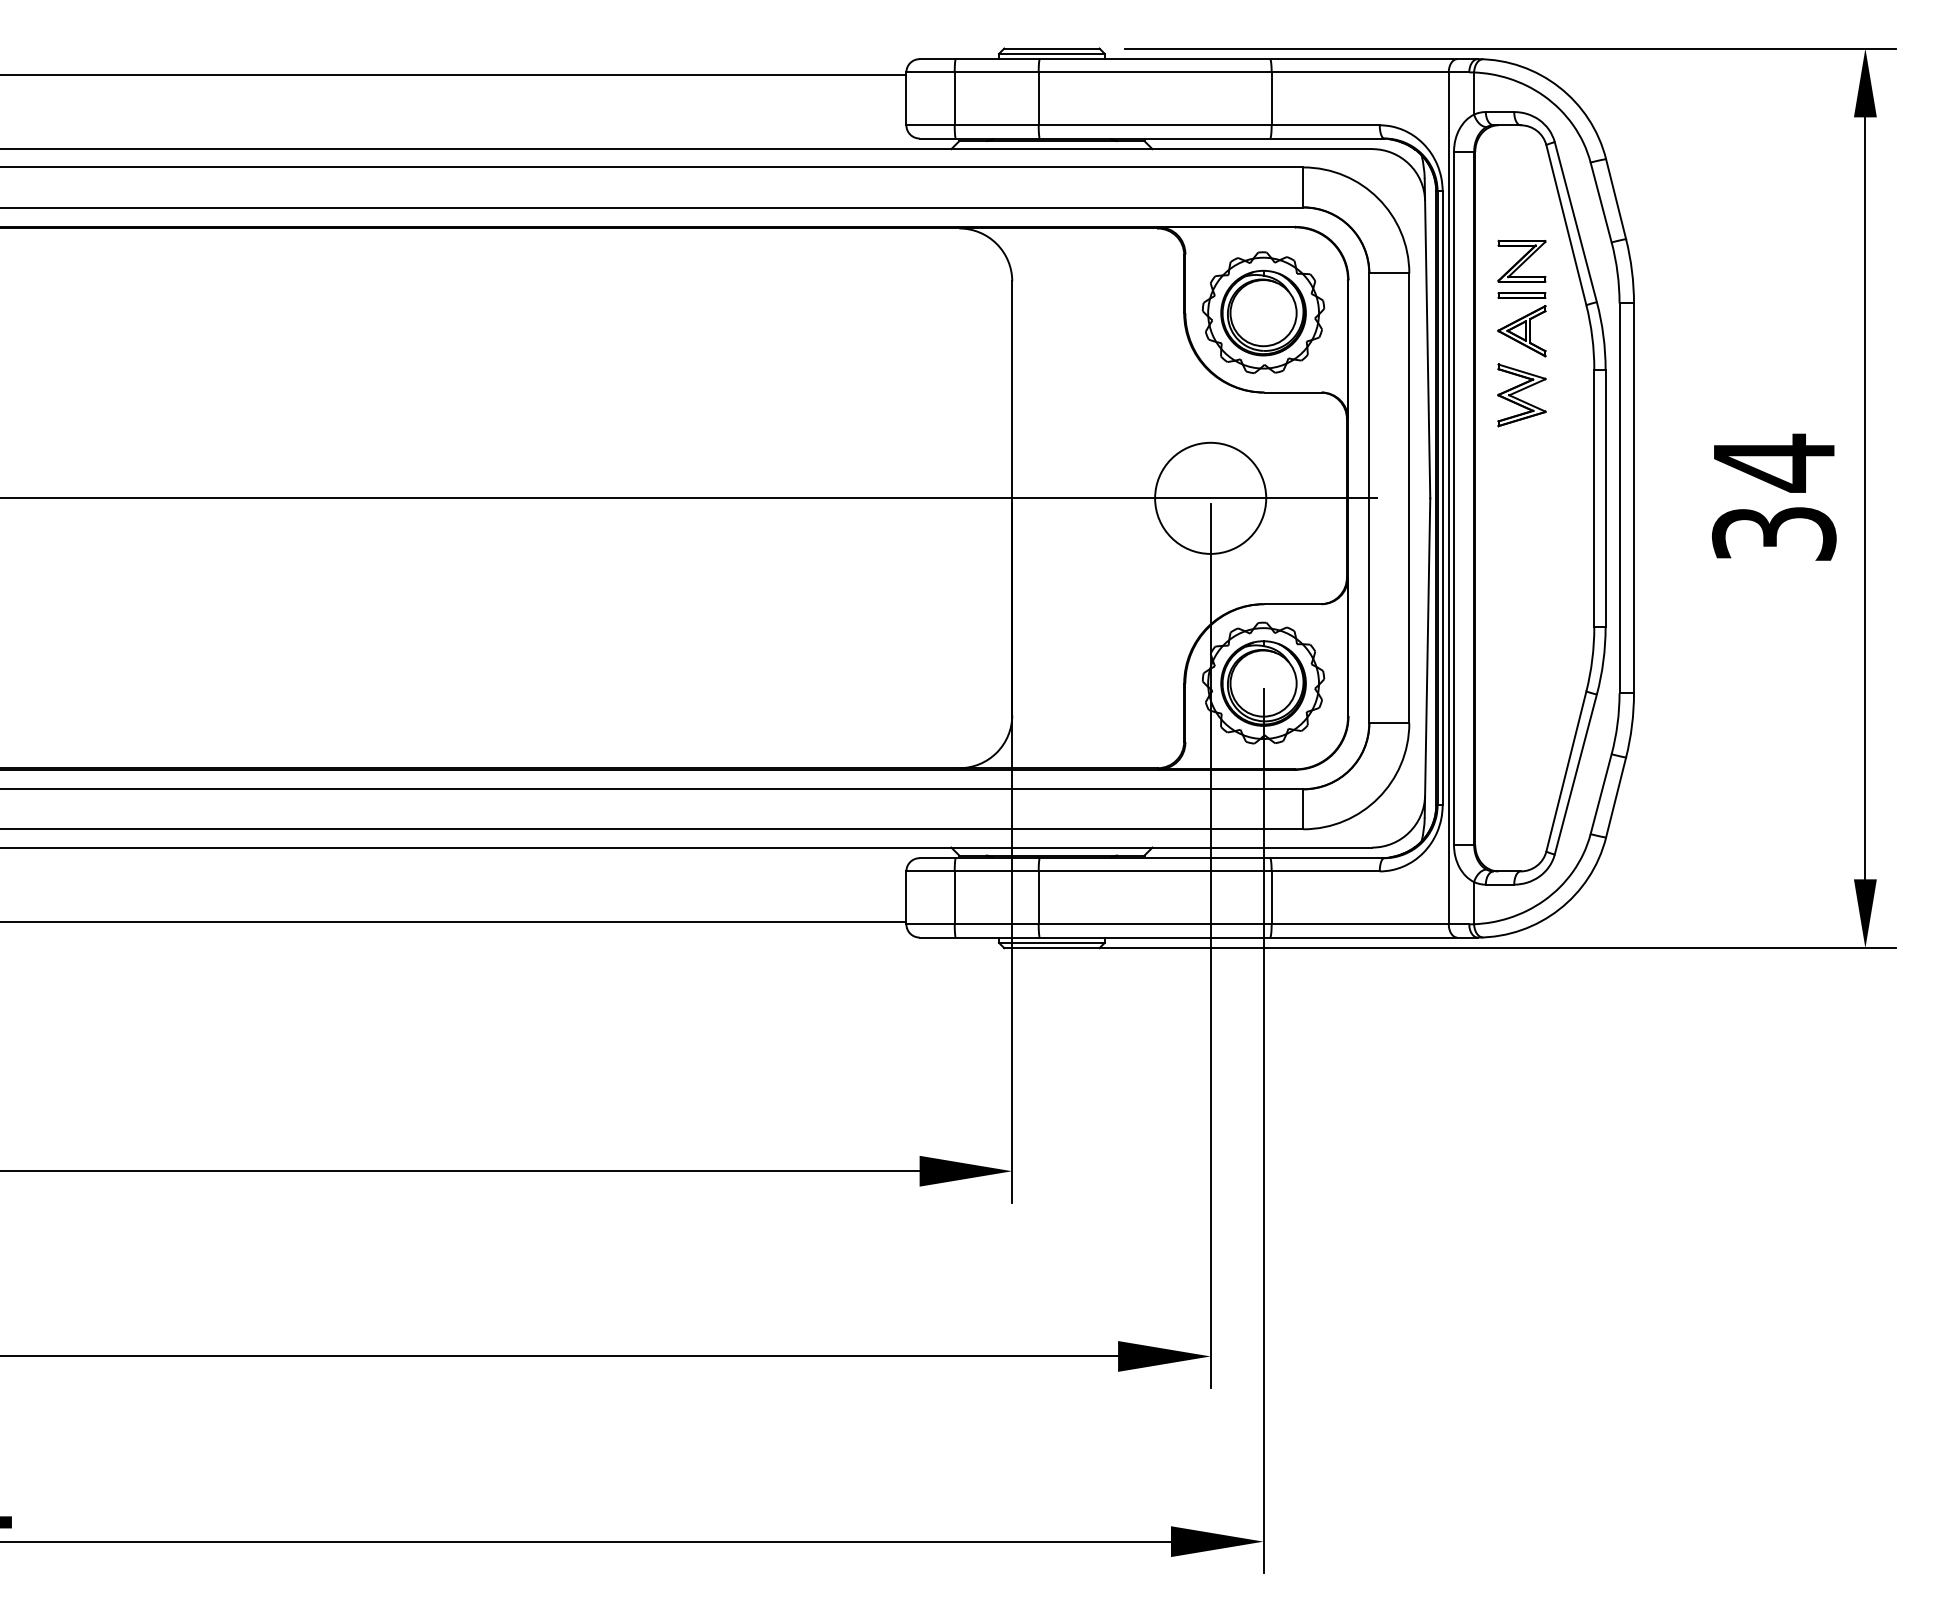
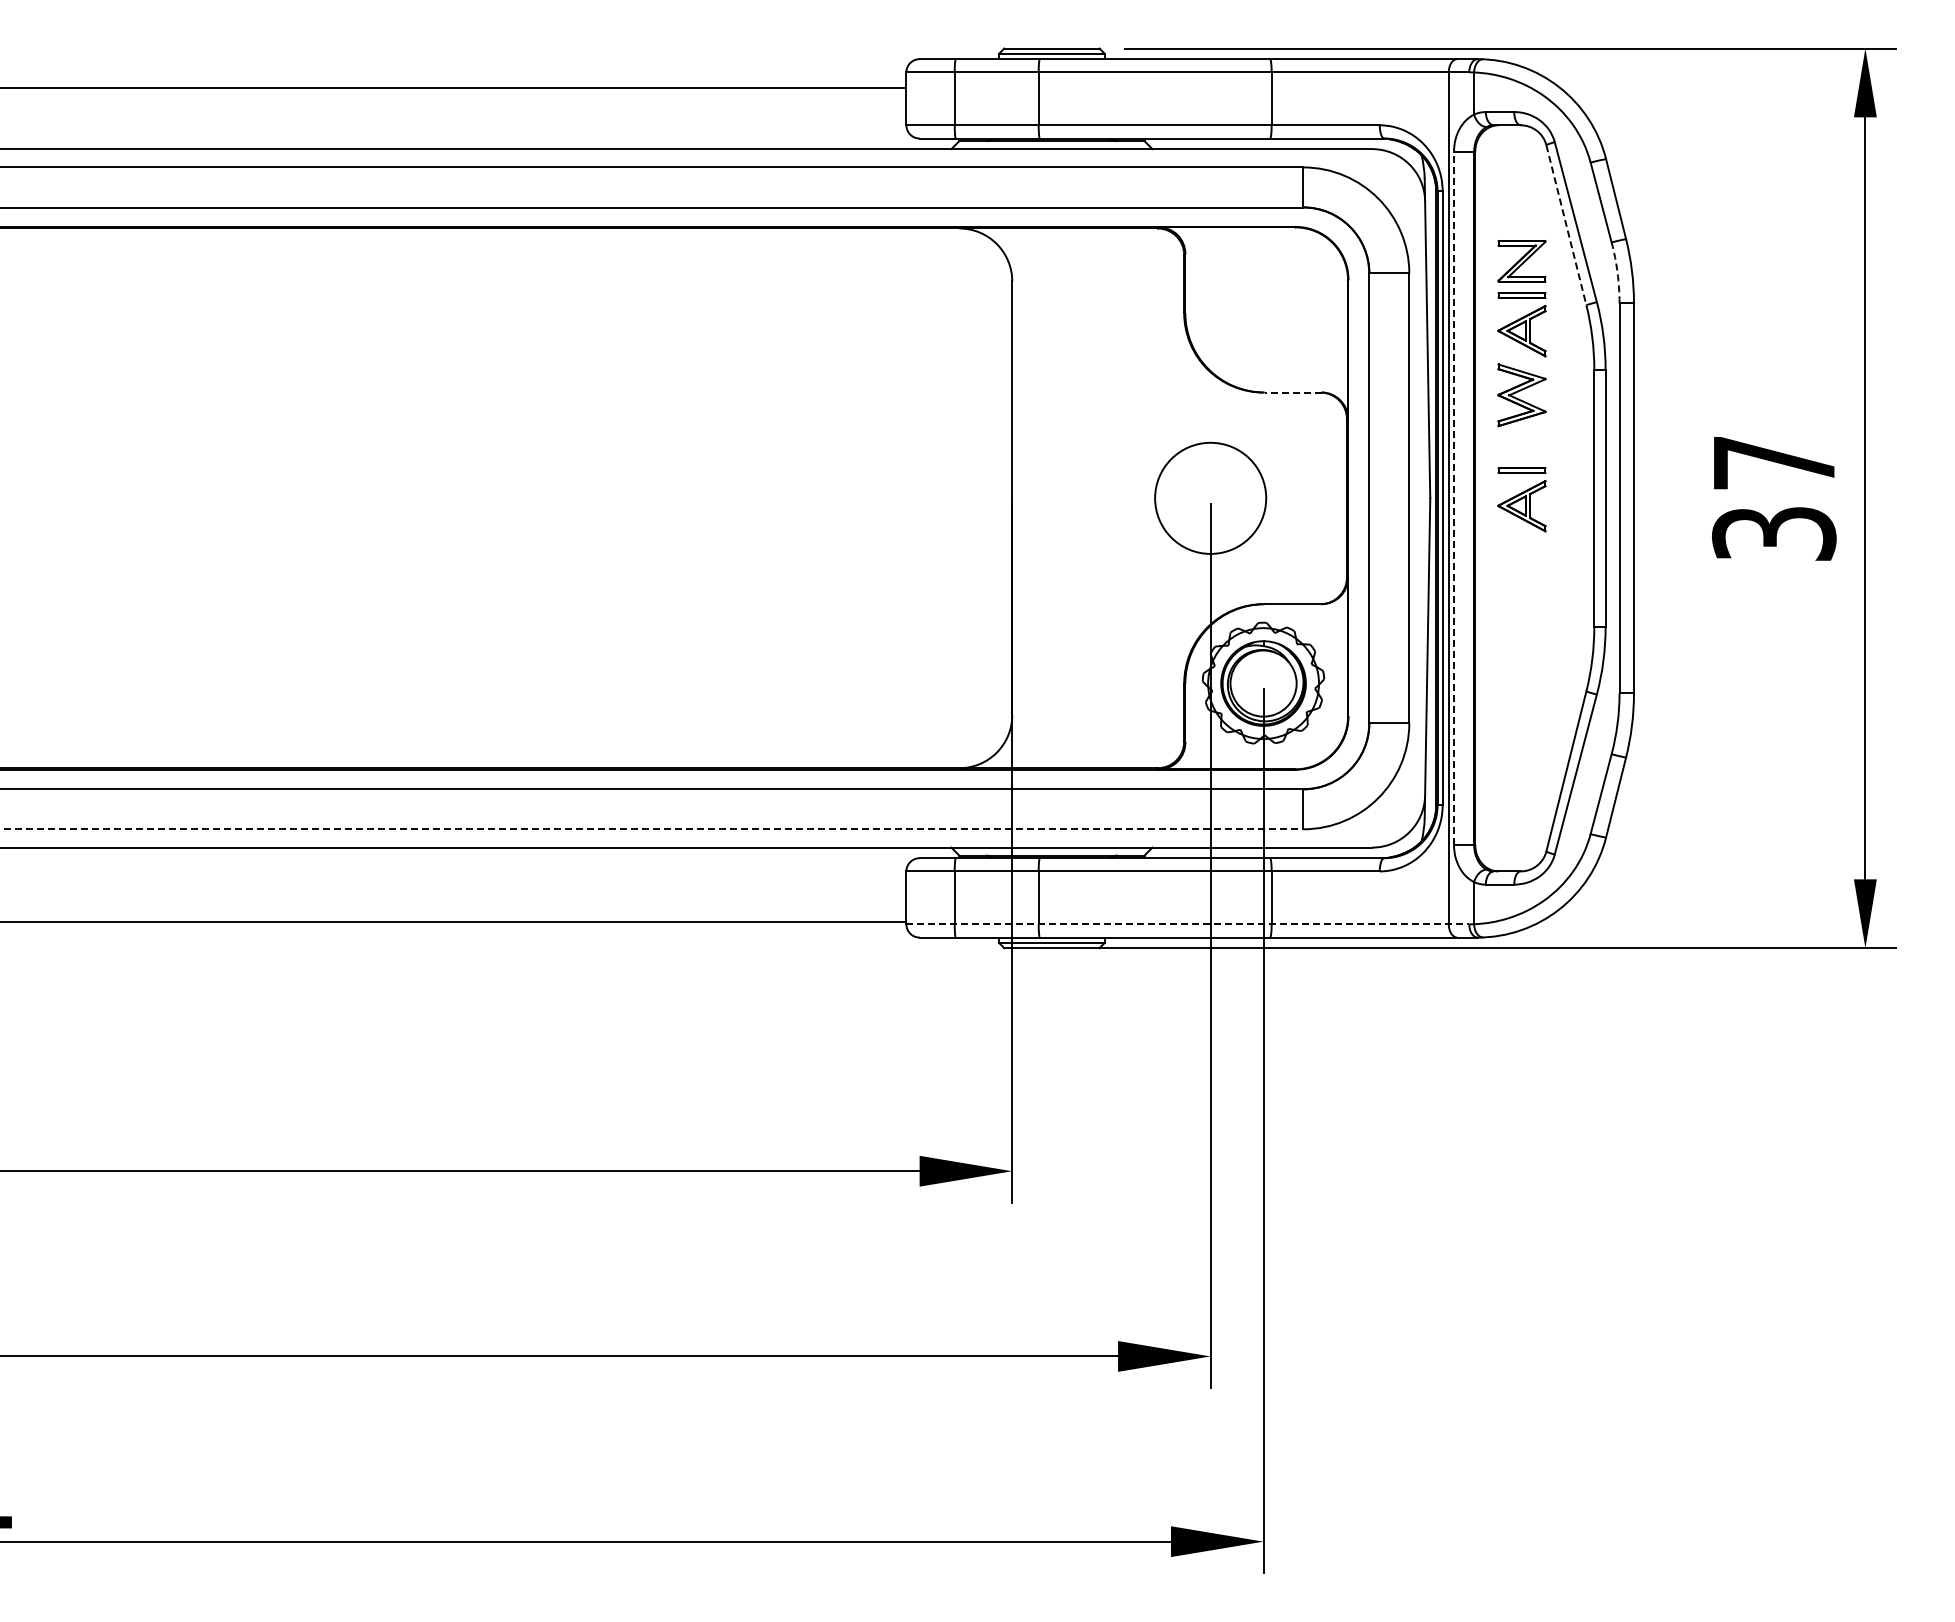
line position: (454, 75) -> (454, 88) (454, 88)
line: solid -> dashed (1566, 225)
arc: solid -> dashed (1617, 272)
part: present -> none (1263, 312)
line: solid -> dashed (1292, 392)
text: 34 -> 37 (1774, 462)
line: present -> none (690, 498)
line: solid -> dashed (1454, 498)
part: none -> present (1521, 499)
line: solid -> dashed (652, 829)
line: solid -> dashed (1188, 924)
